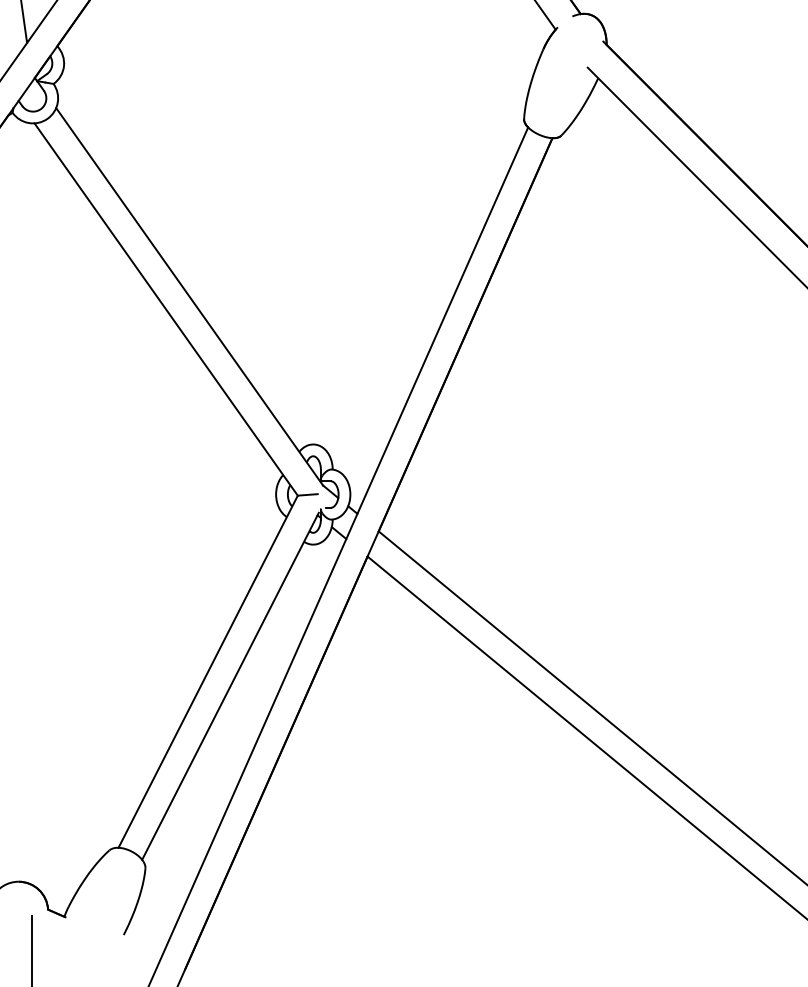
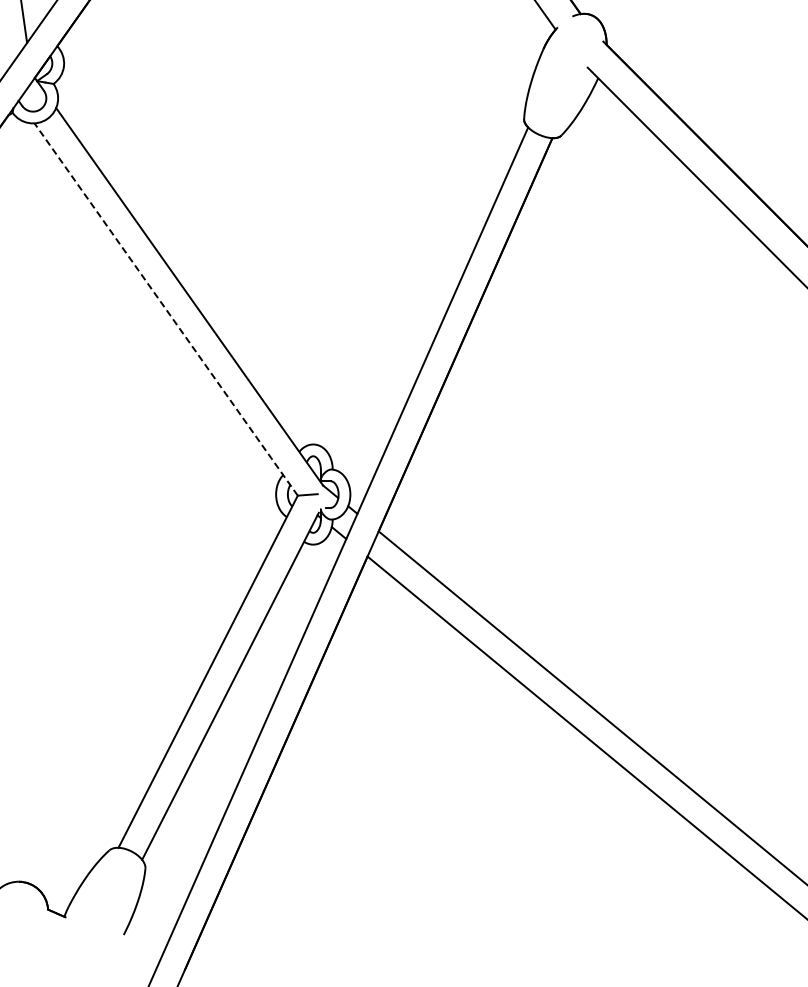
line: solid -> dashed (166, 309)
line: present -> none (31, 949)
